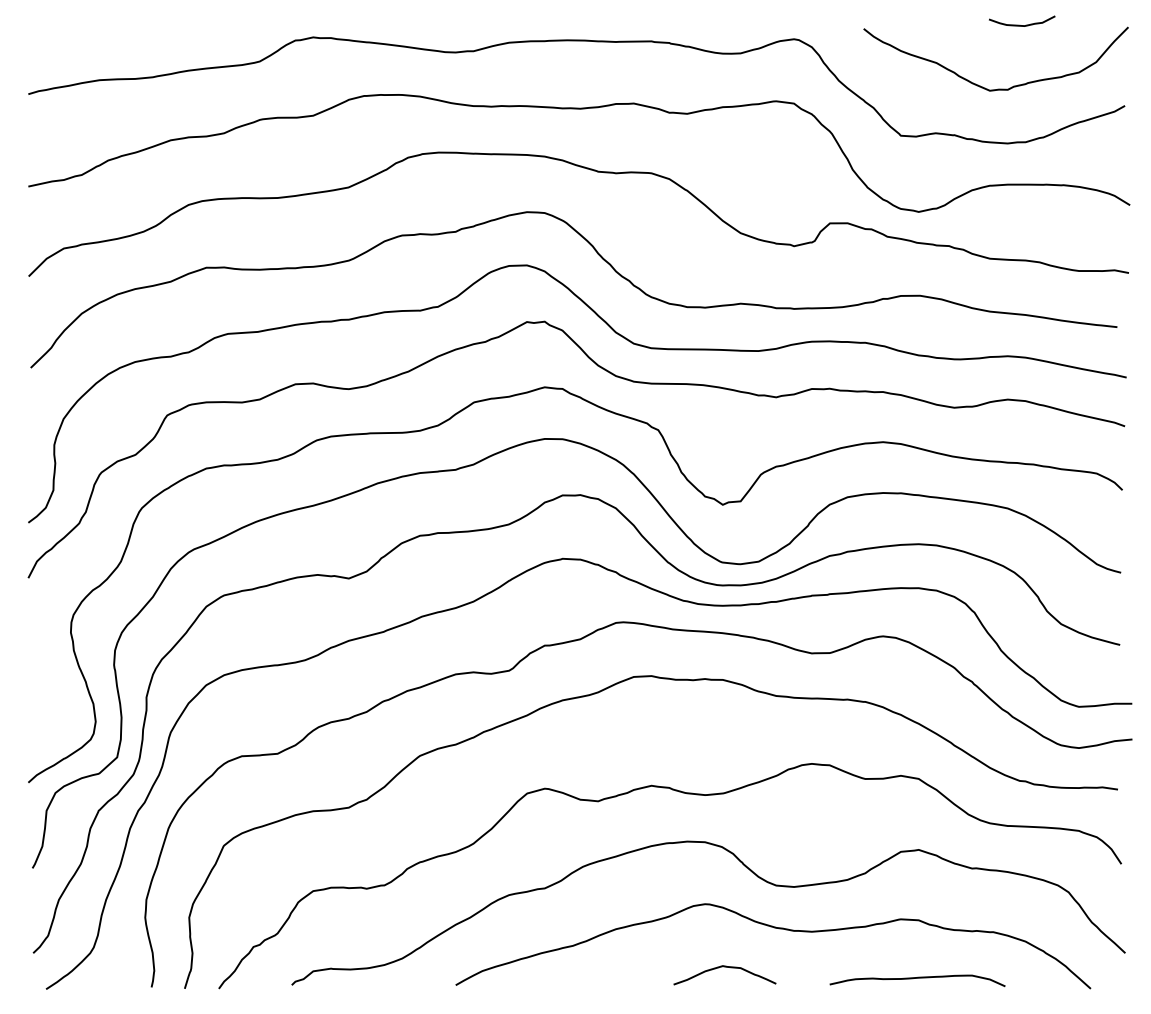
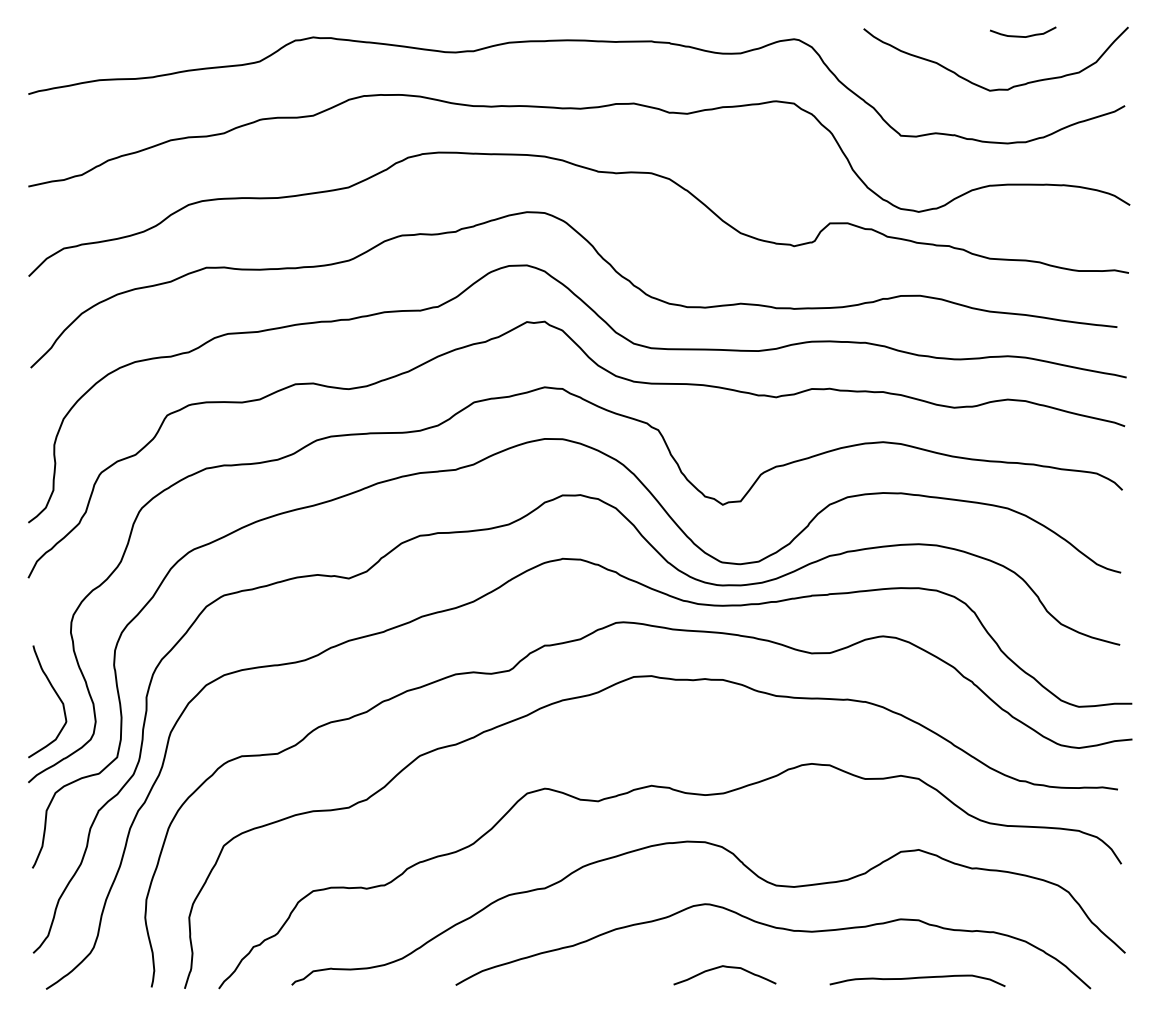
curve position: (1019, 24) -> (1020, 35) (1020, 35)
curve: none -> present (56, 695)
